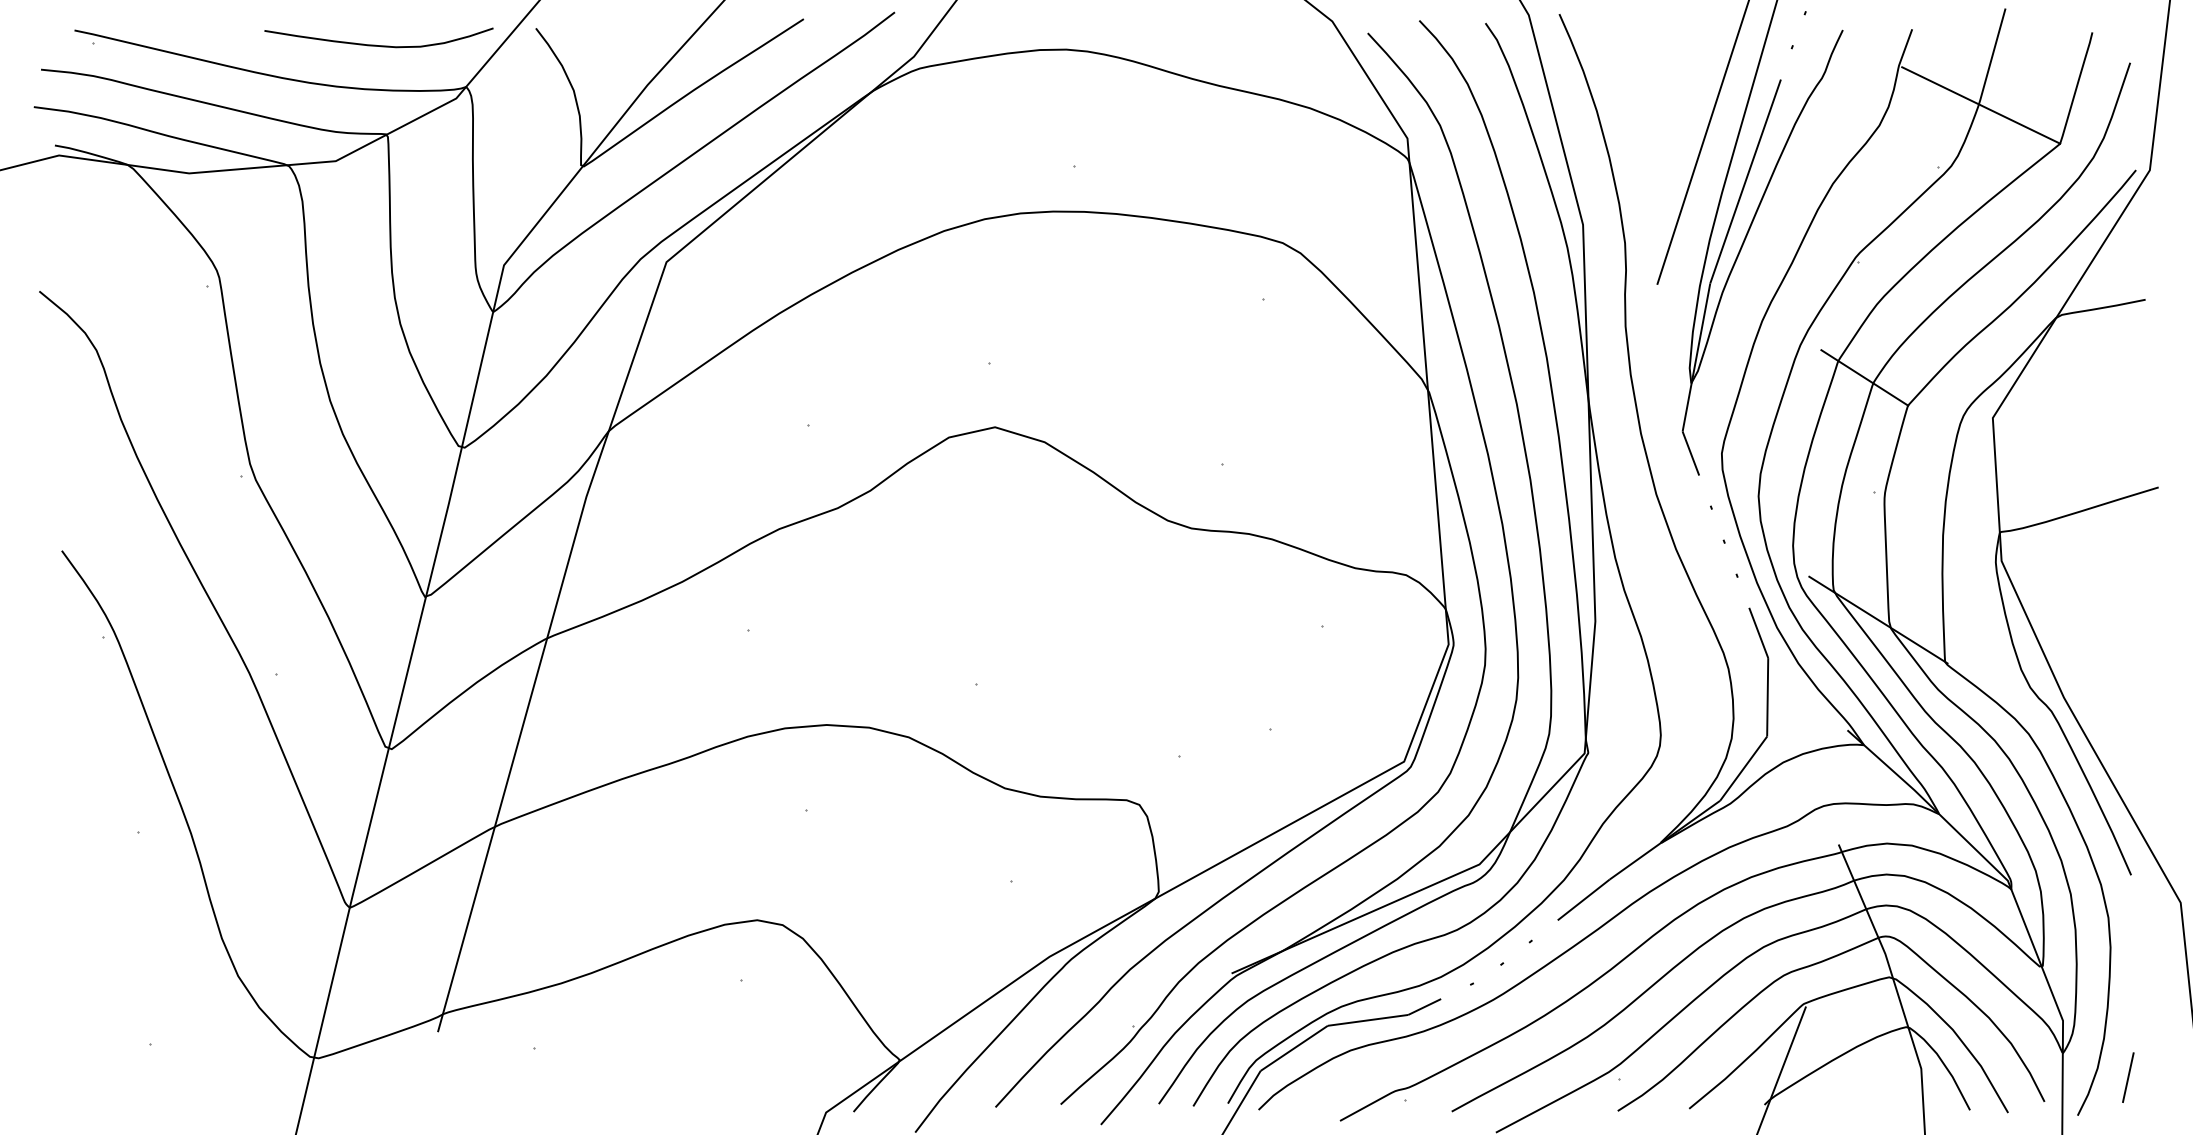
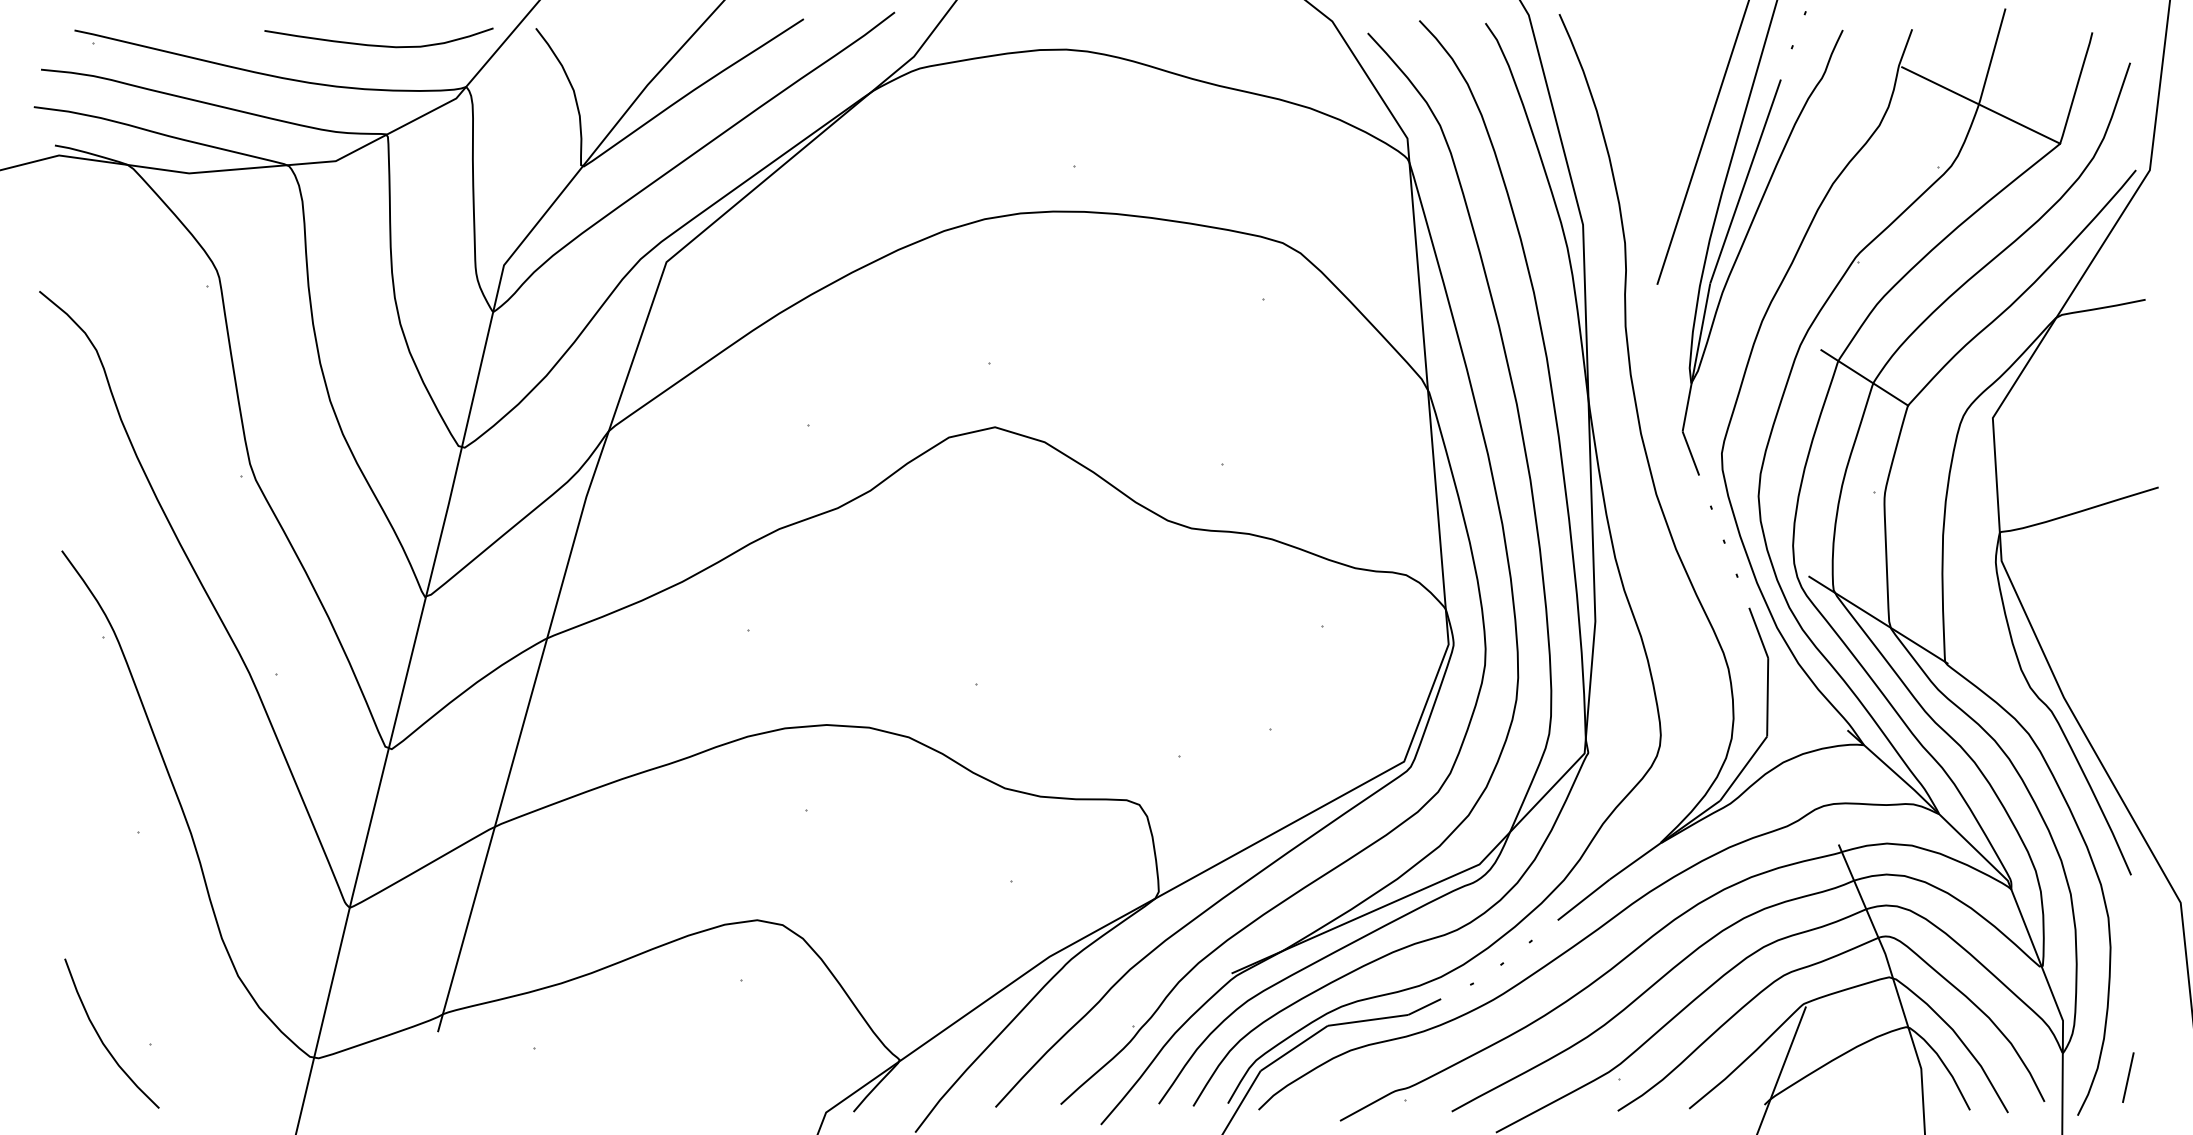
curve: none -> present (101, 1038)
